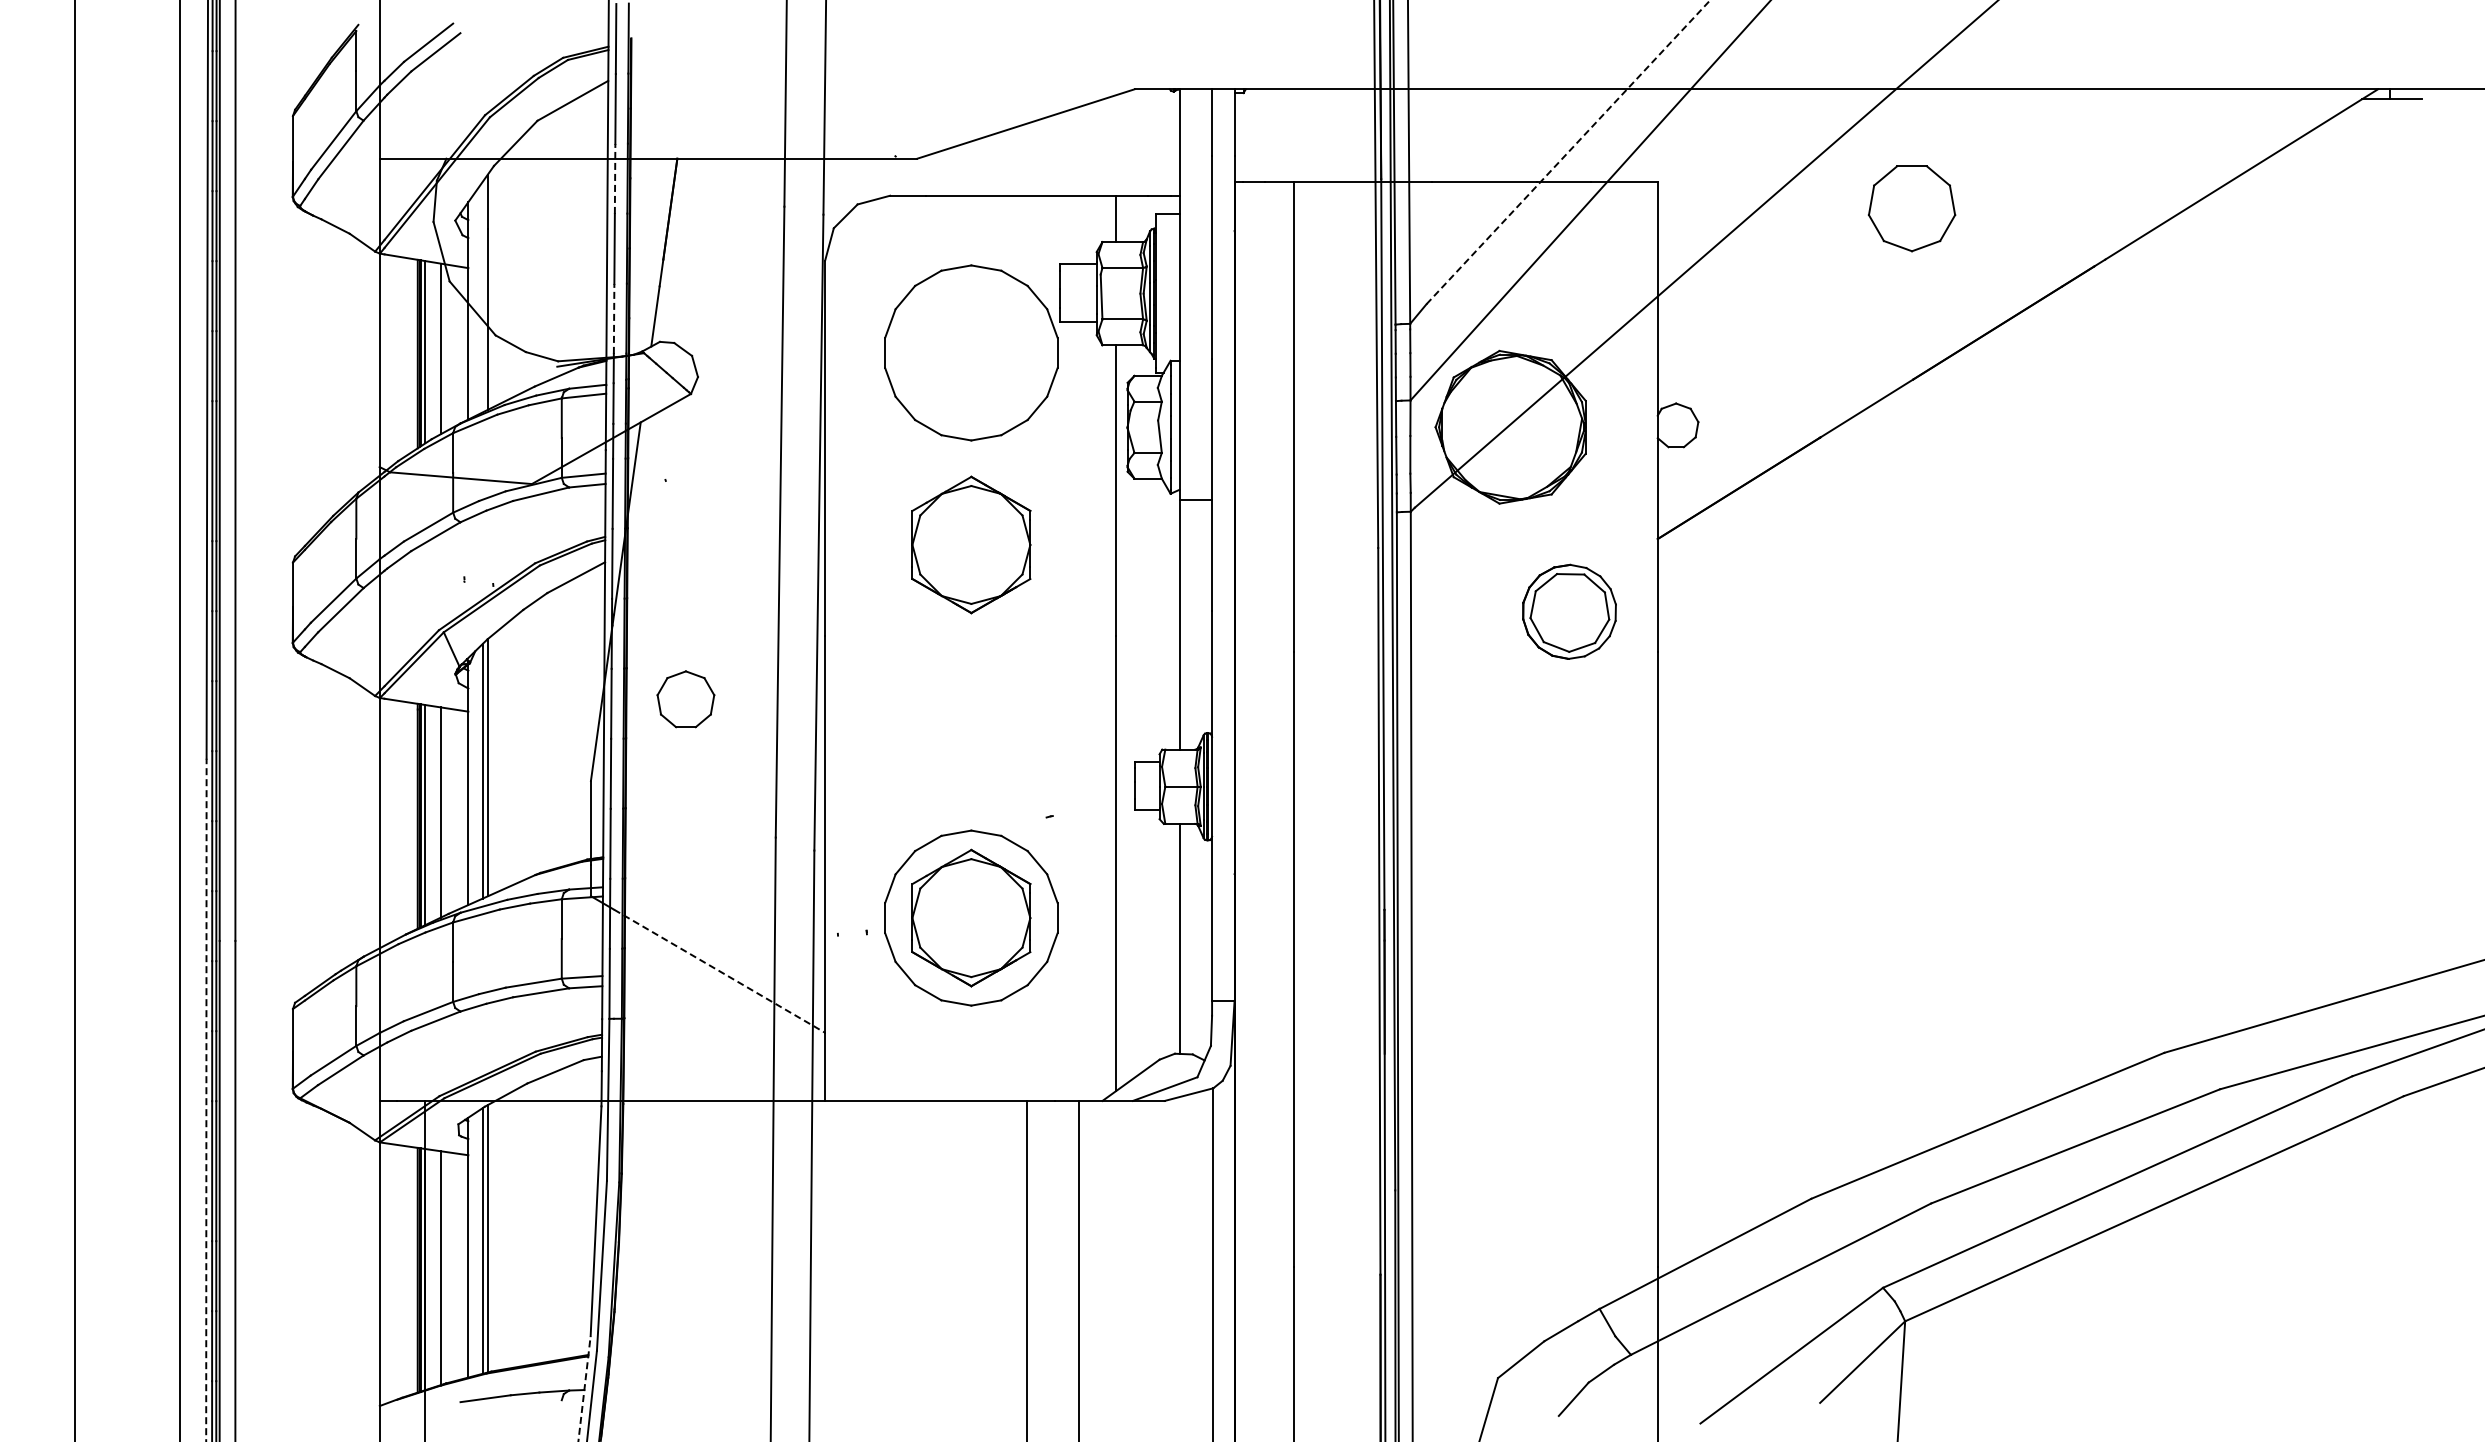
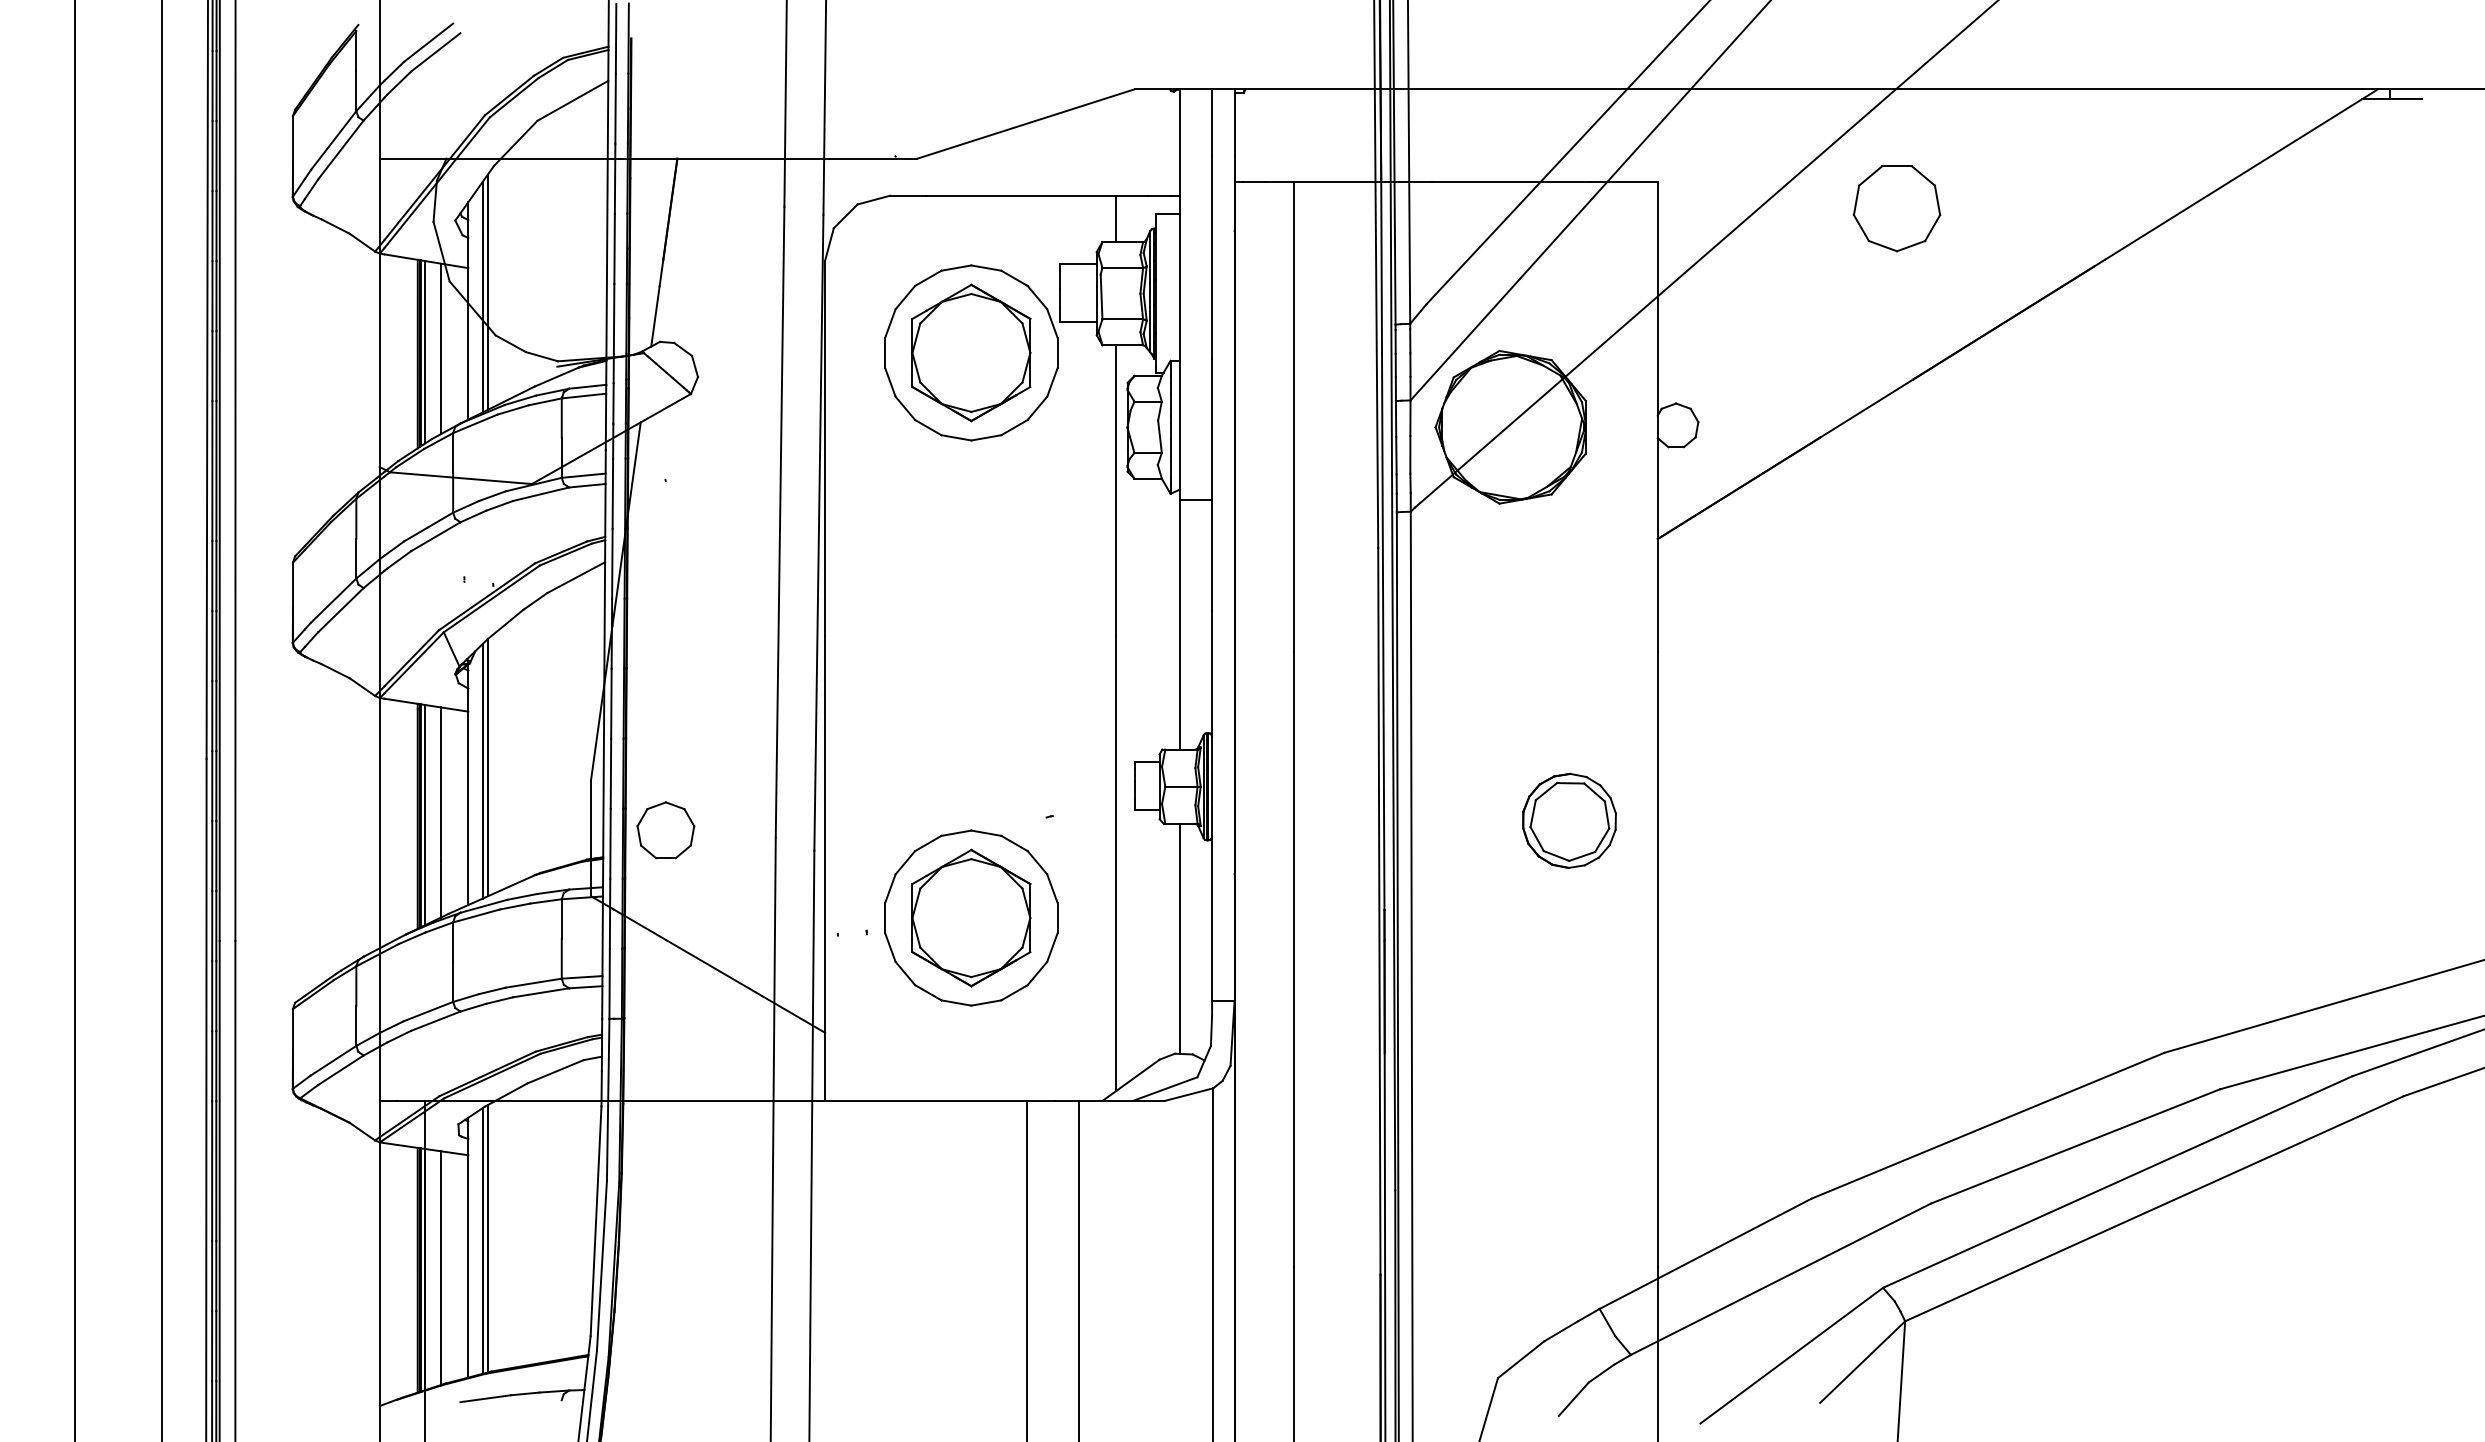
line: dashed -> solid (1568, 152)
line: dashed -> solid (615, 178)
part position: (1912, 208) -> (1897, 208) (1897, 208)
line: none -> present (482, 297)
line: dashed -> solid (614, 318)
part position: (971, 544) -> (971, 352) (971, 352)
part position: (1569, 611) -> (1569, 820) (1569, 820)
part position: (685, 699) -> (665, 830) (665, 830)
line position: (179, 720) -> (161, 720) (161, 720)
line: dashed -> solid (720, 971)
line: dashed -> solid (206, 1099)
line: dashed -> solid (584, 1388)
